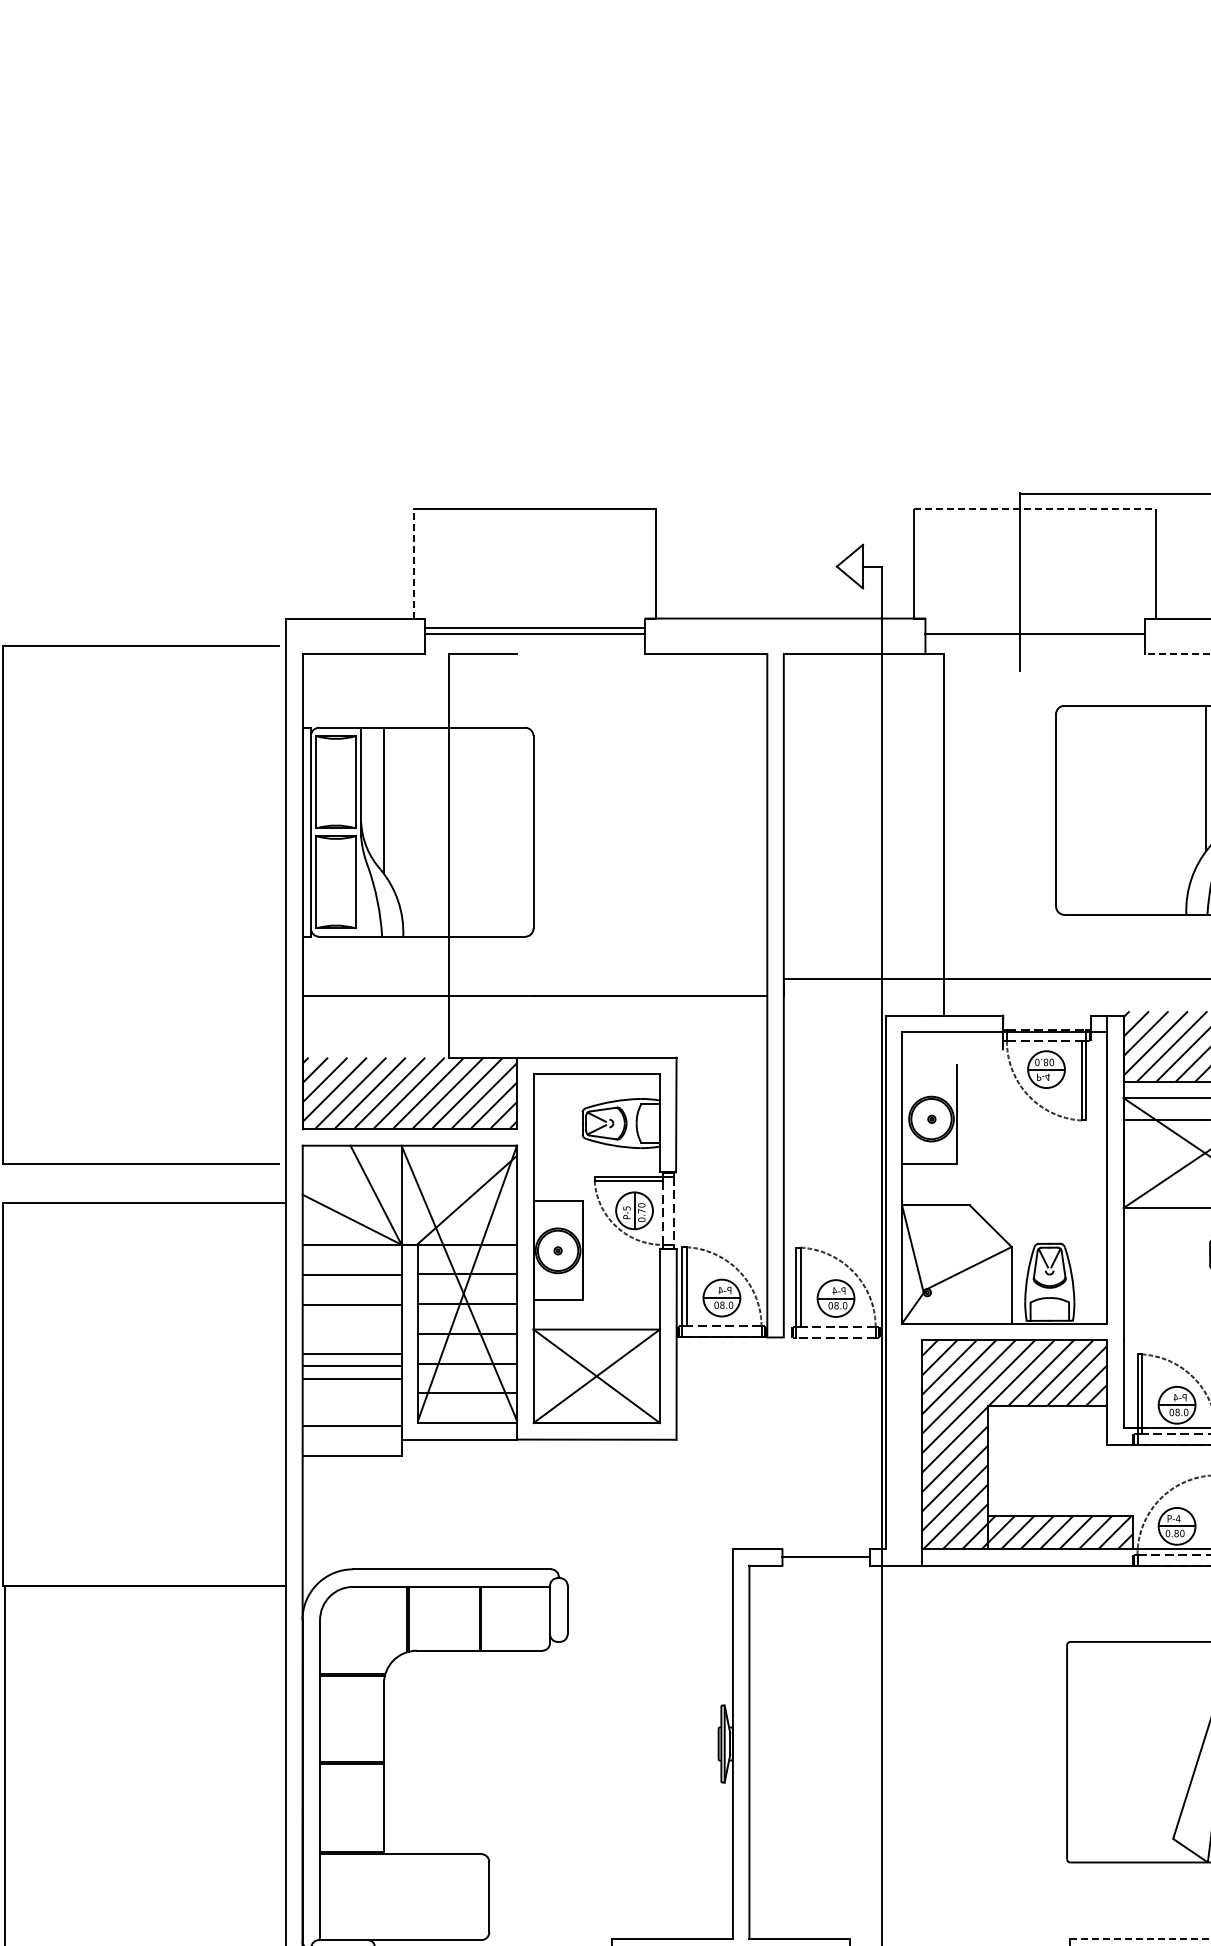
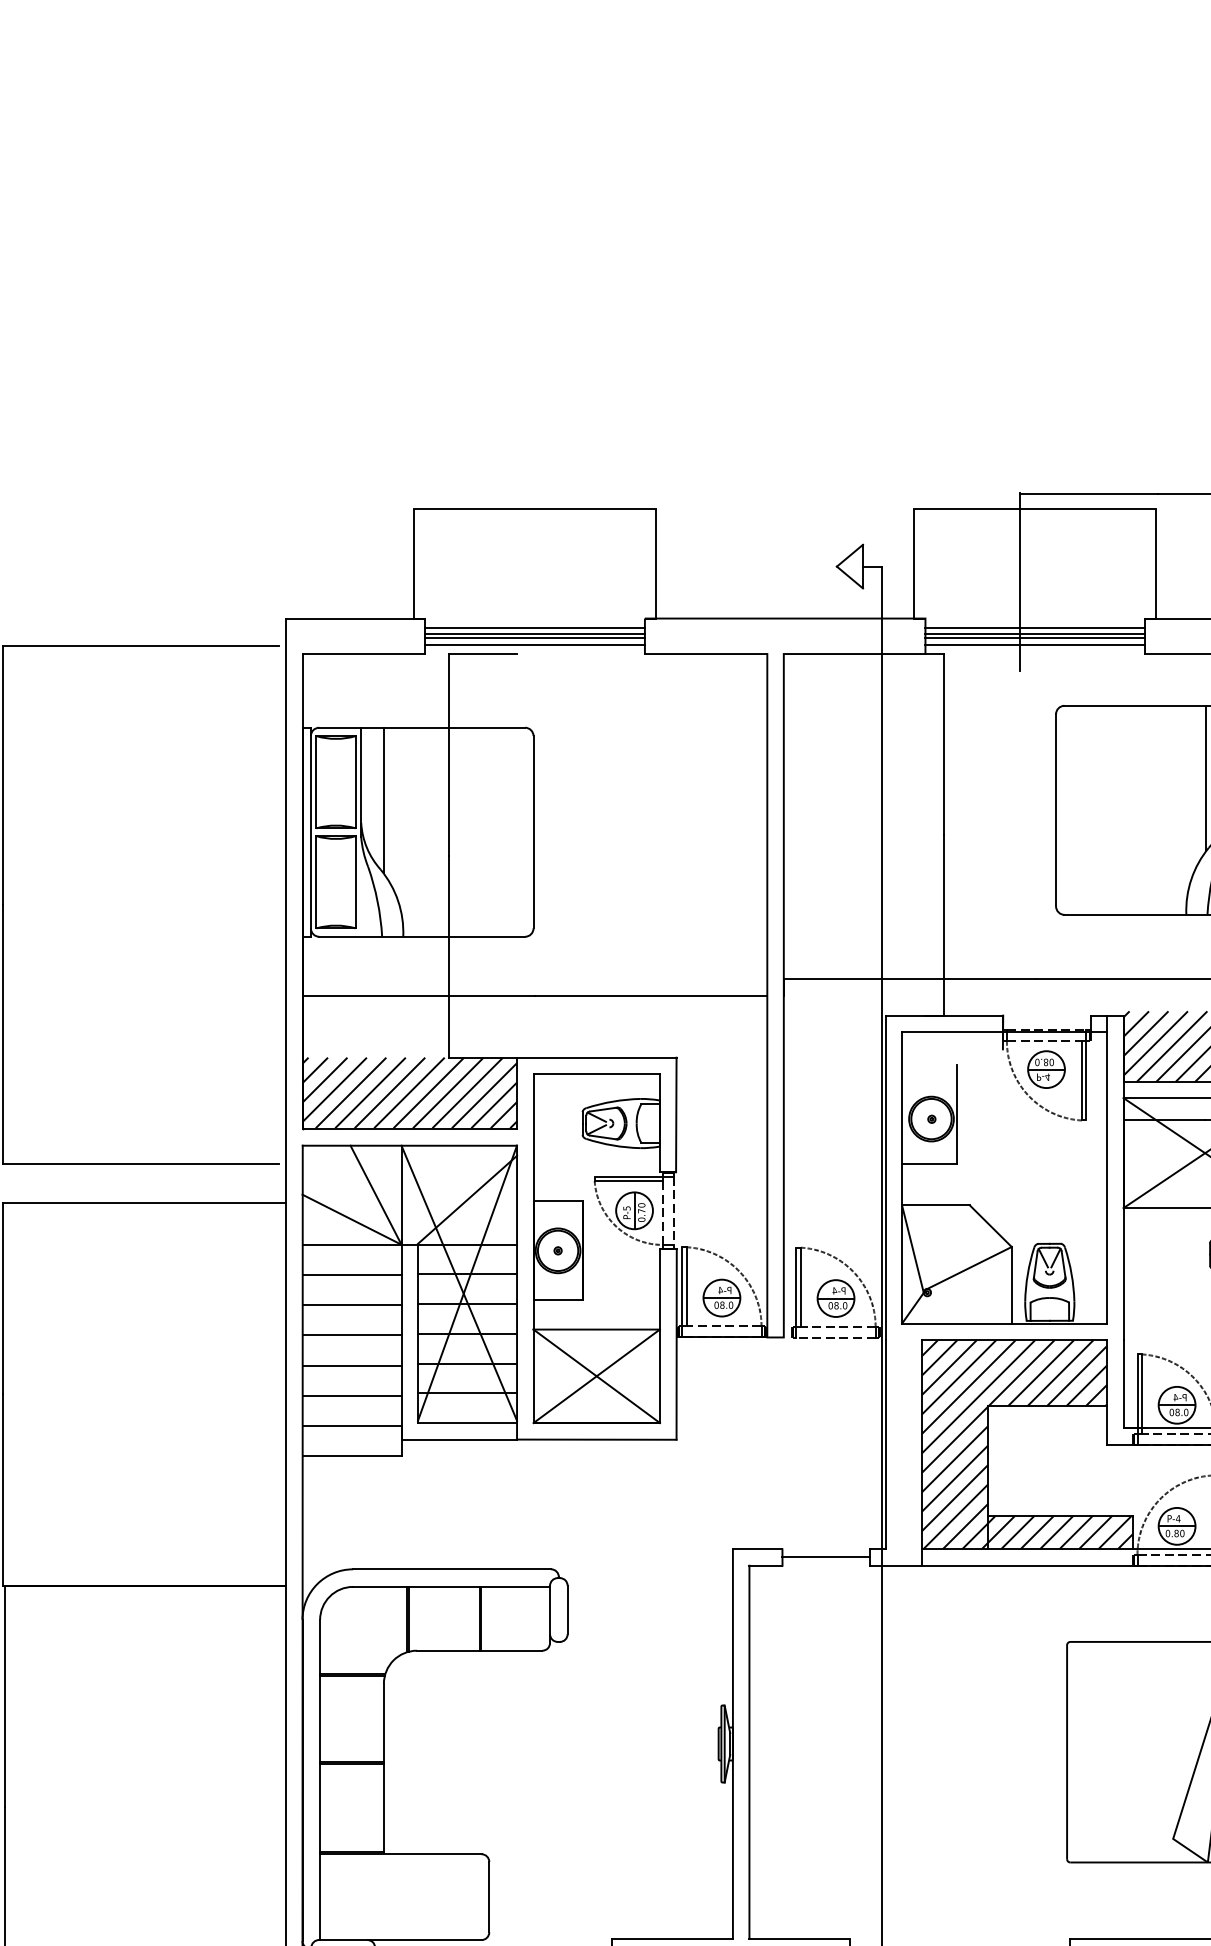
line: dashed -> solid (1035, 508)
line: dashed -> solid (413, 569)
line: none -> present (1035, 628)
line: none -> present (534, 638)
line: none -> present (1035, 638)
line: none -> present (534, 644)
line: none -> present (1035, 644)
line: dashed -> solid (1177, 654)
line position: (351, 1354) -> (351, 1335) (351, 1335)
line position: (351, 1378) -> (351, 1395) (351, 1395)
line: dashed -> solid (1140, 1938)
